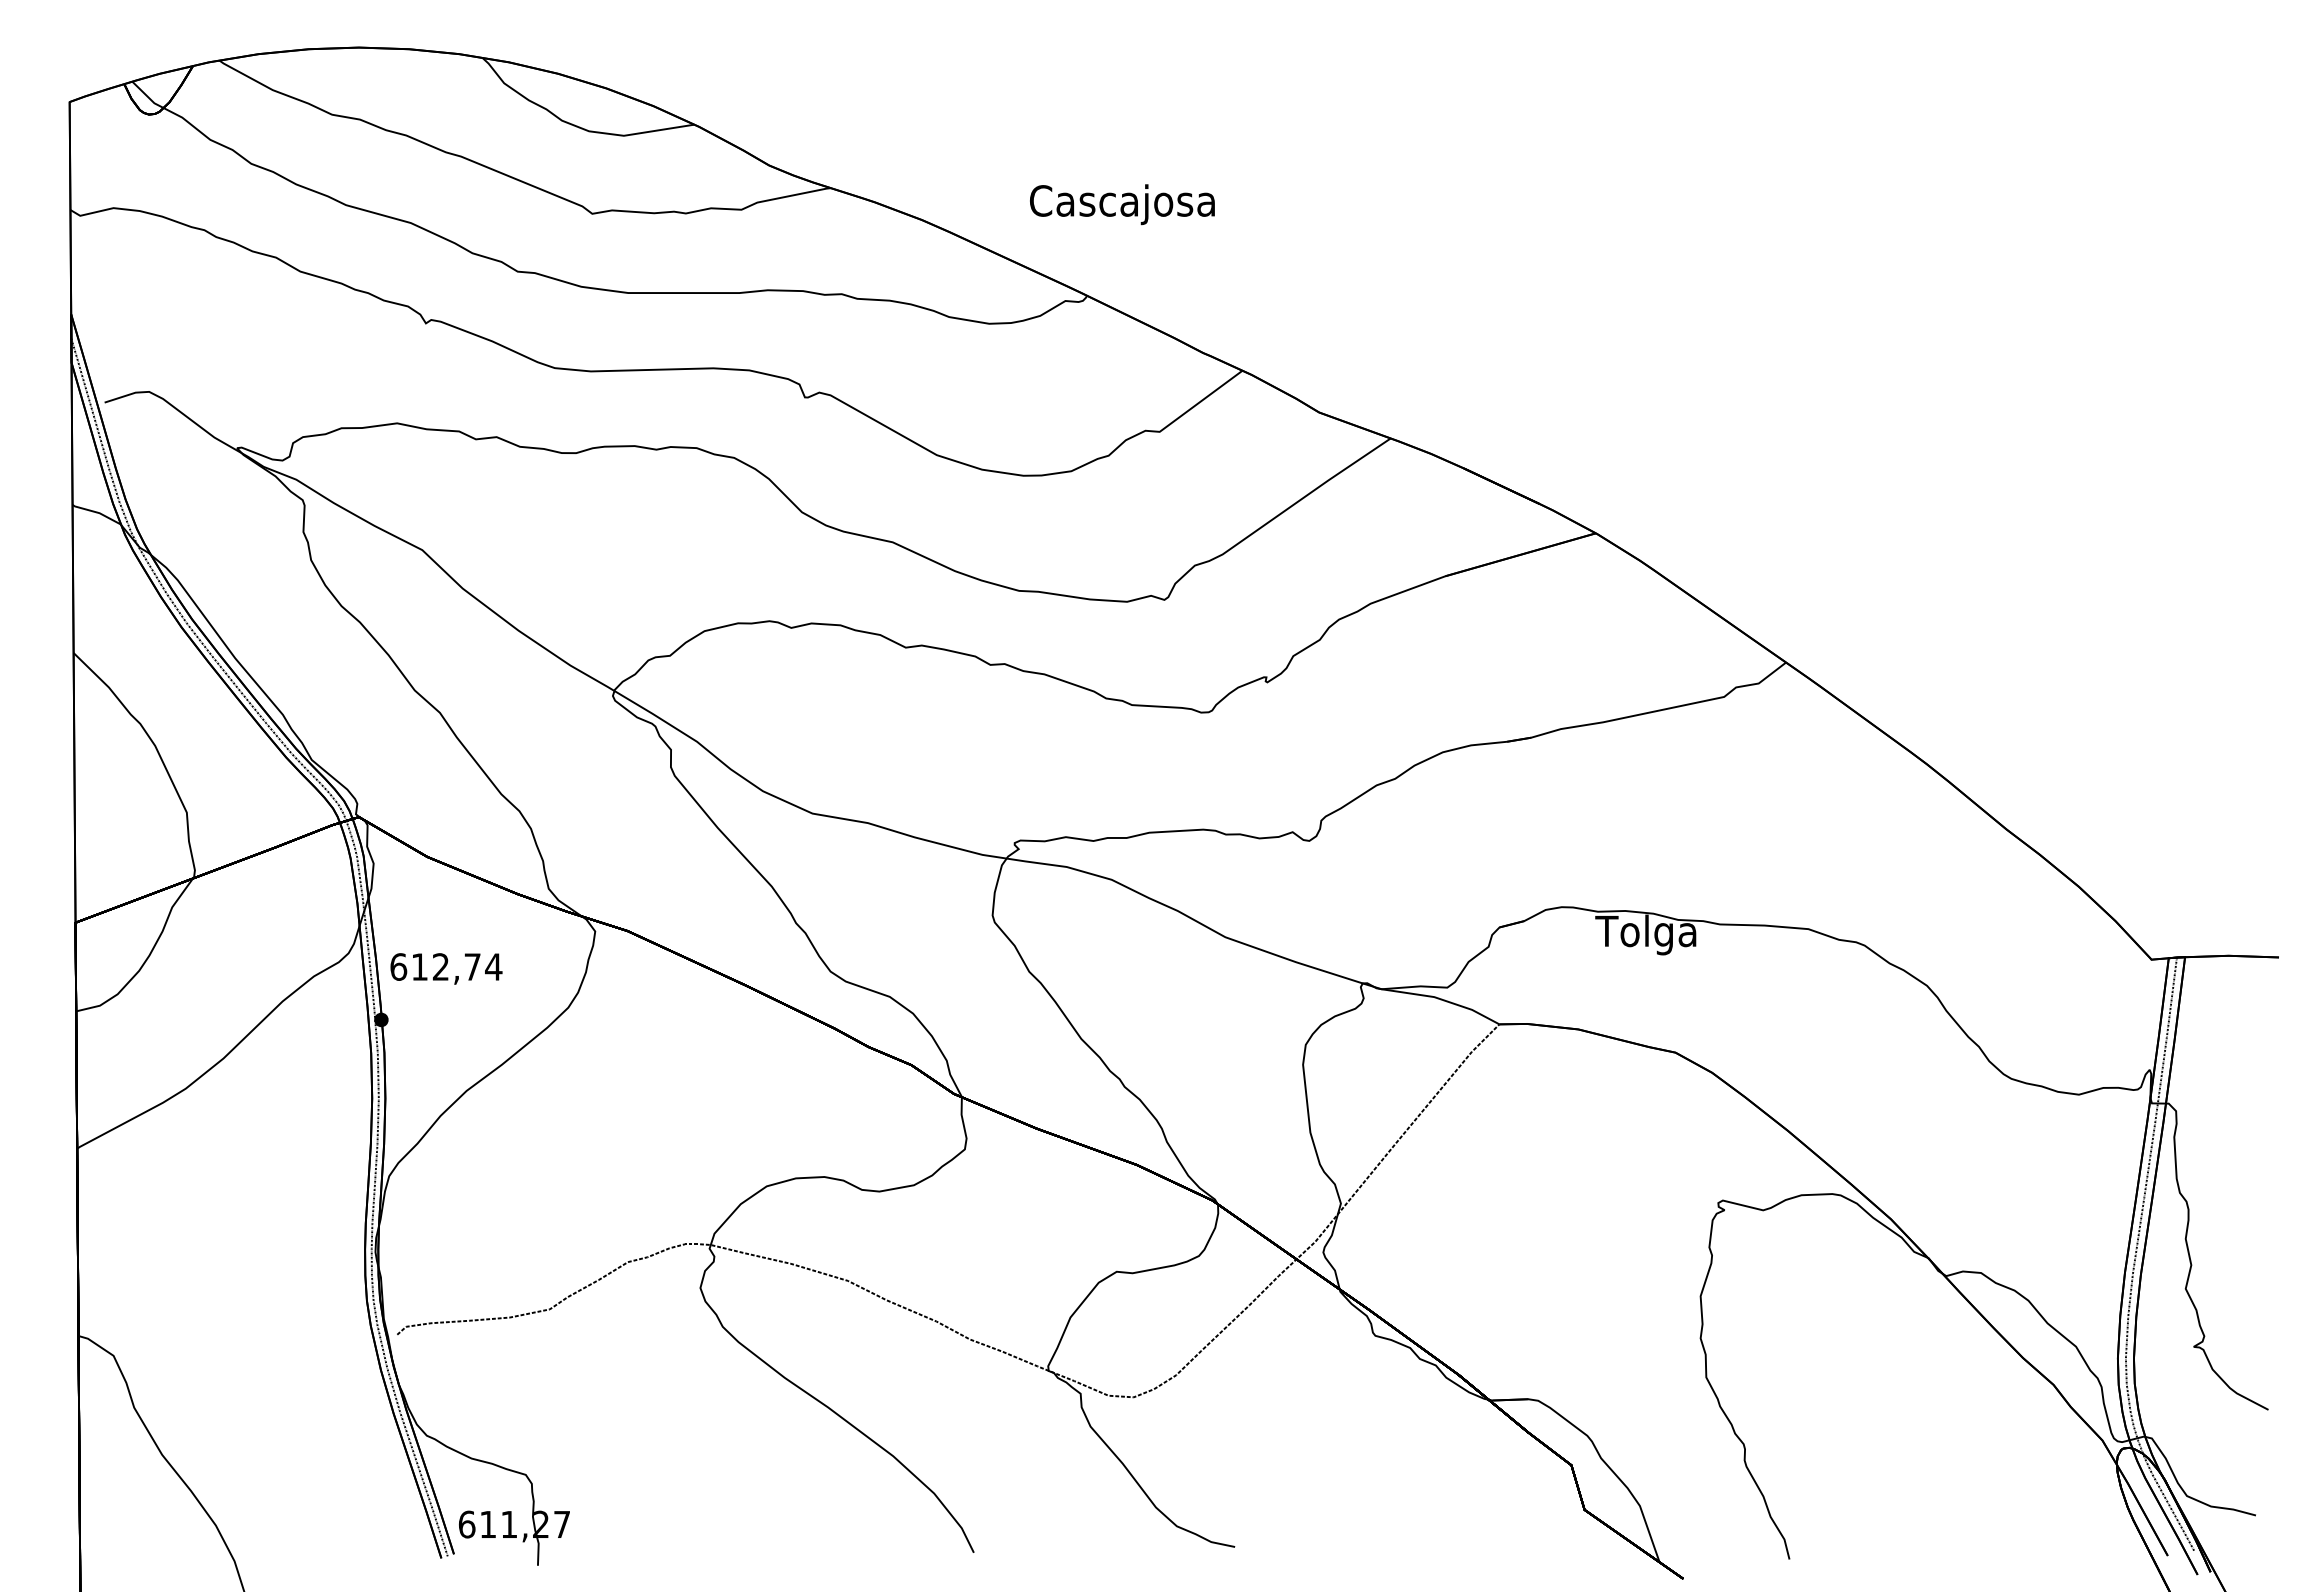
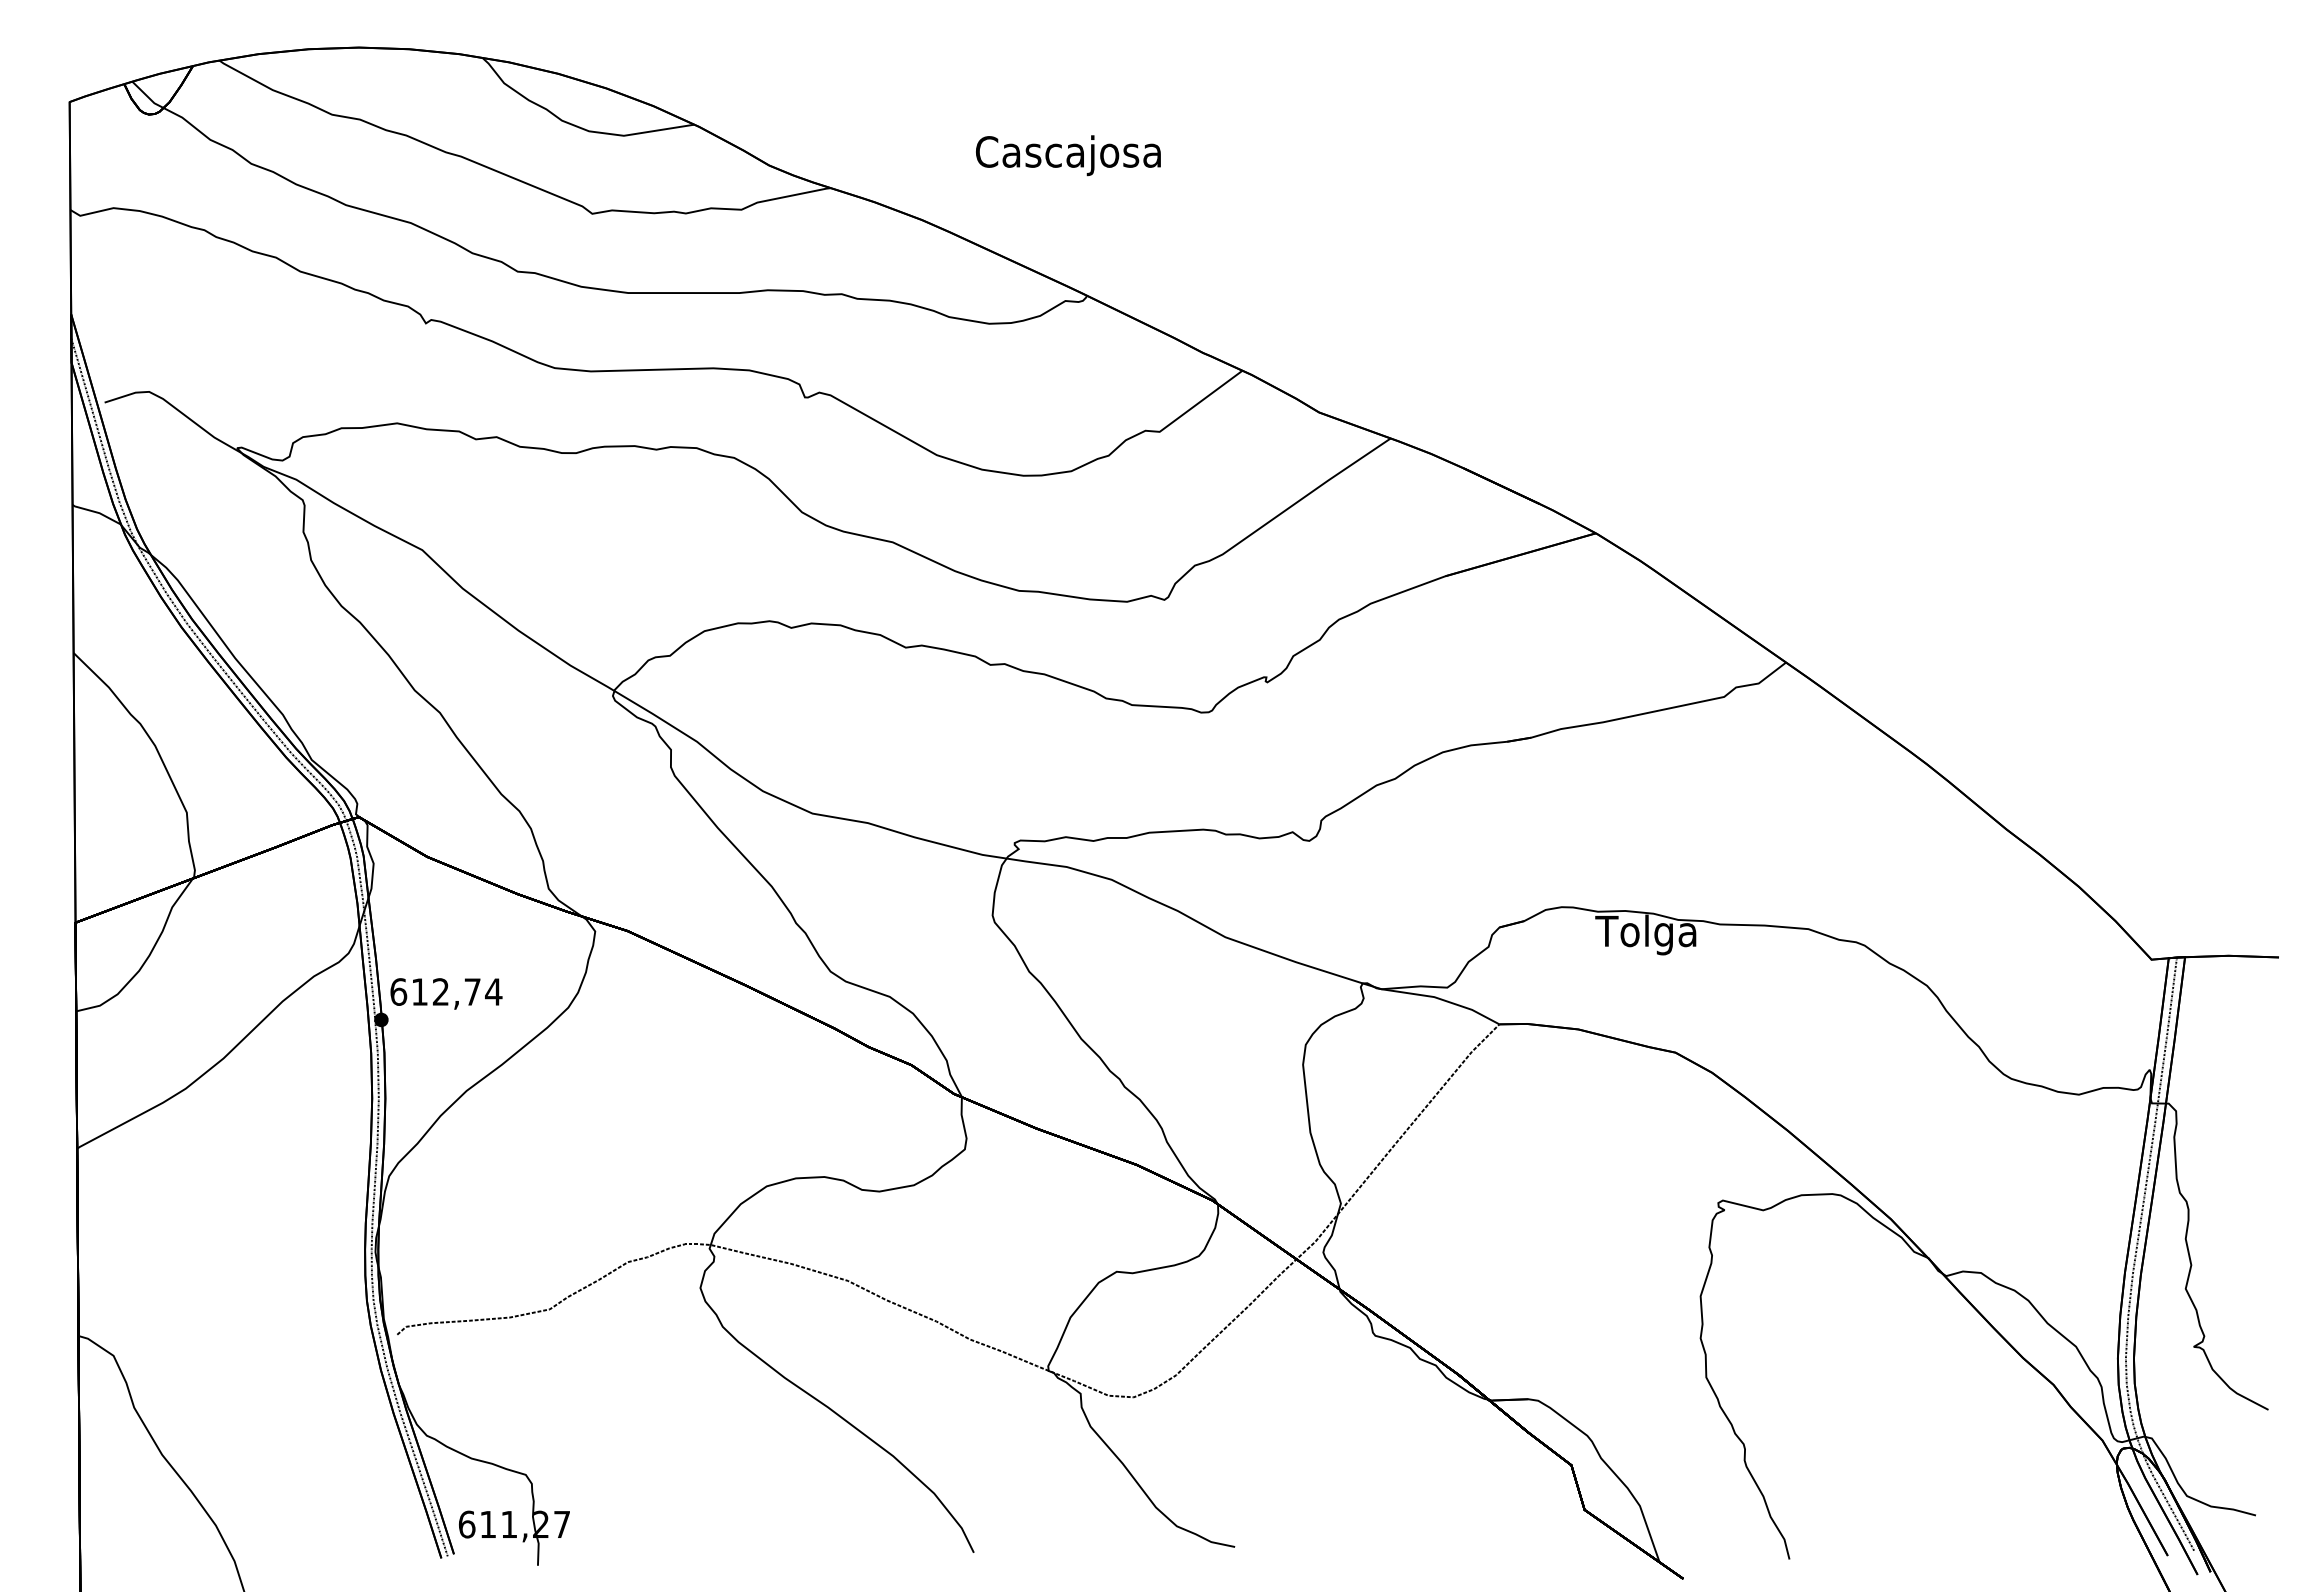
text position: (1122, 204) -> (1068, 155) (1068, 155)
text position: (446, 968) -> (446, 993) (446, 993)
